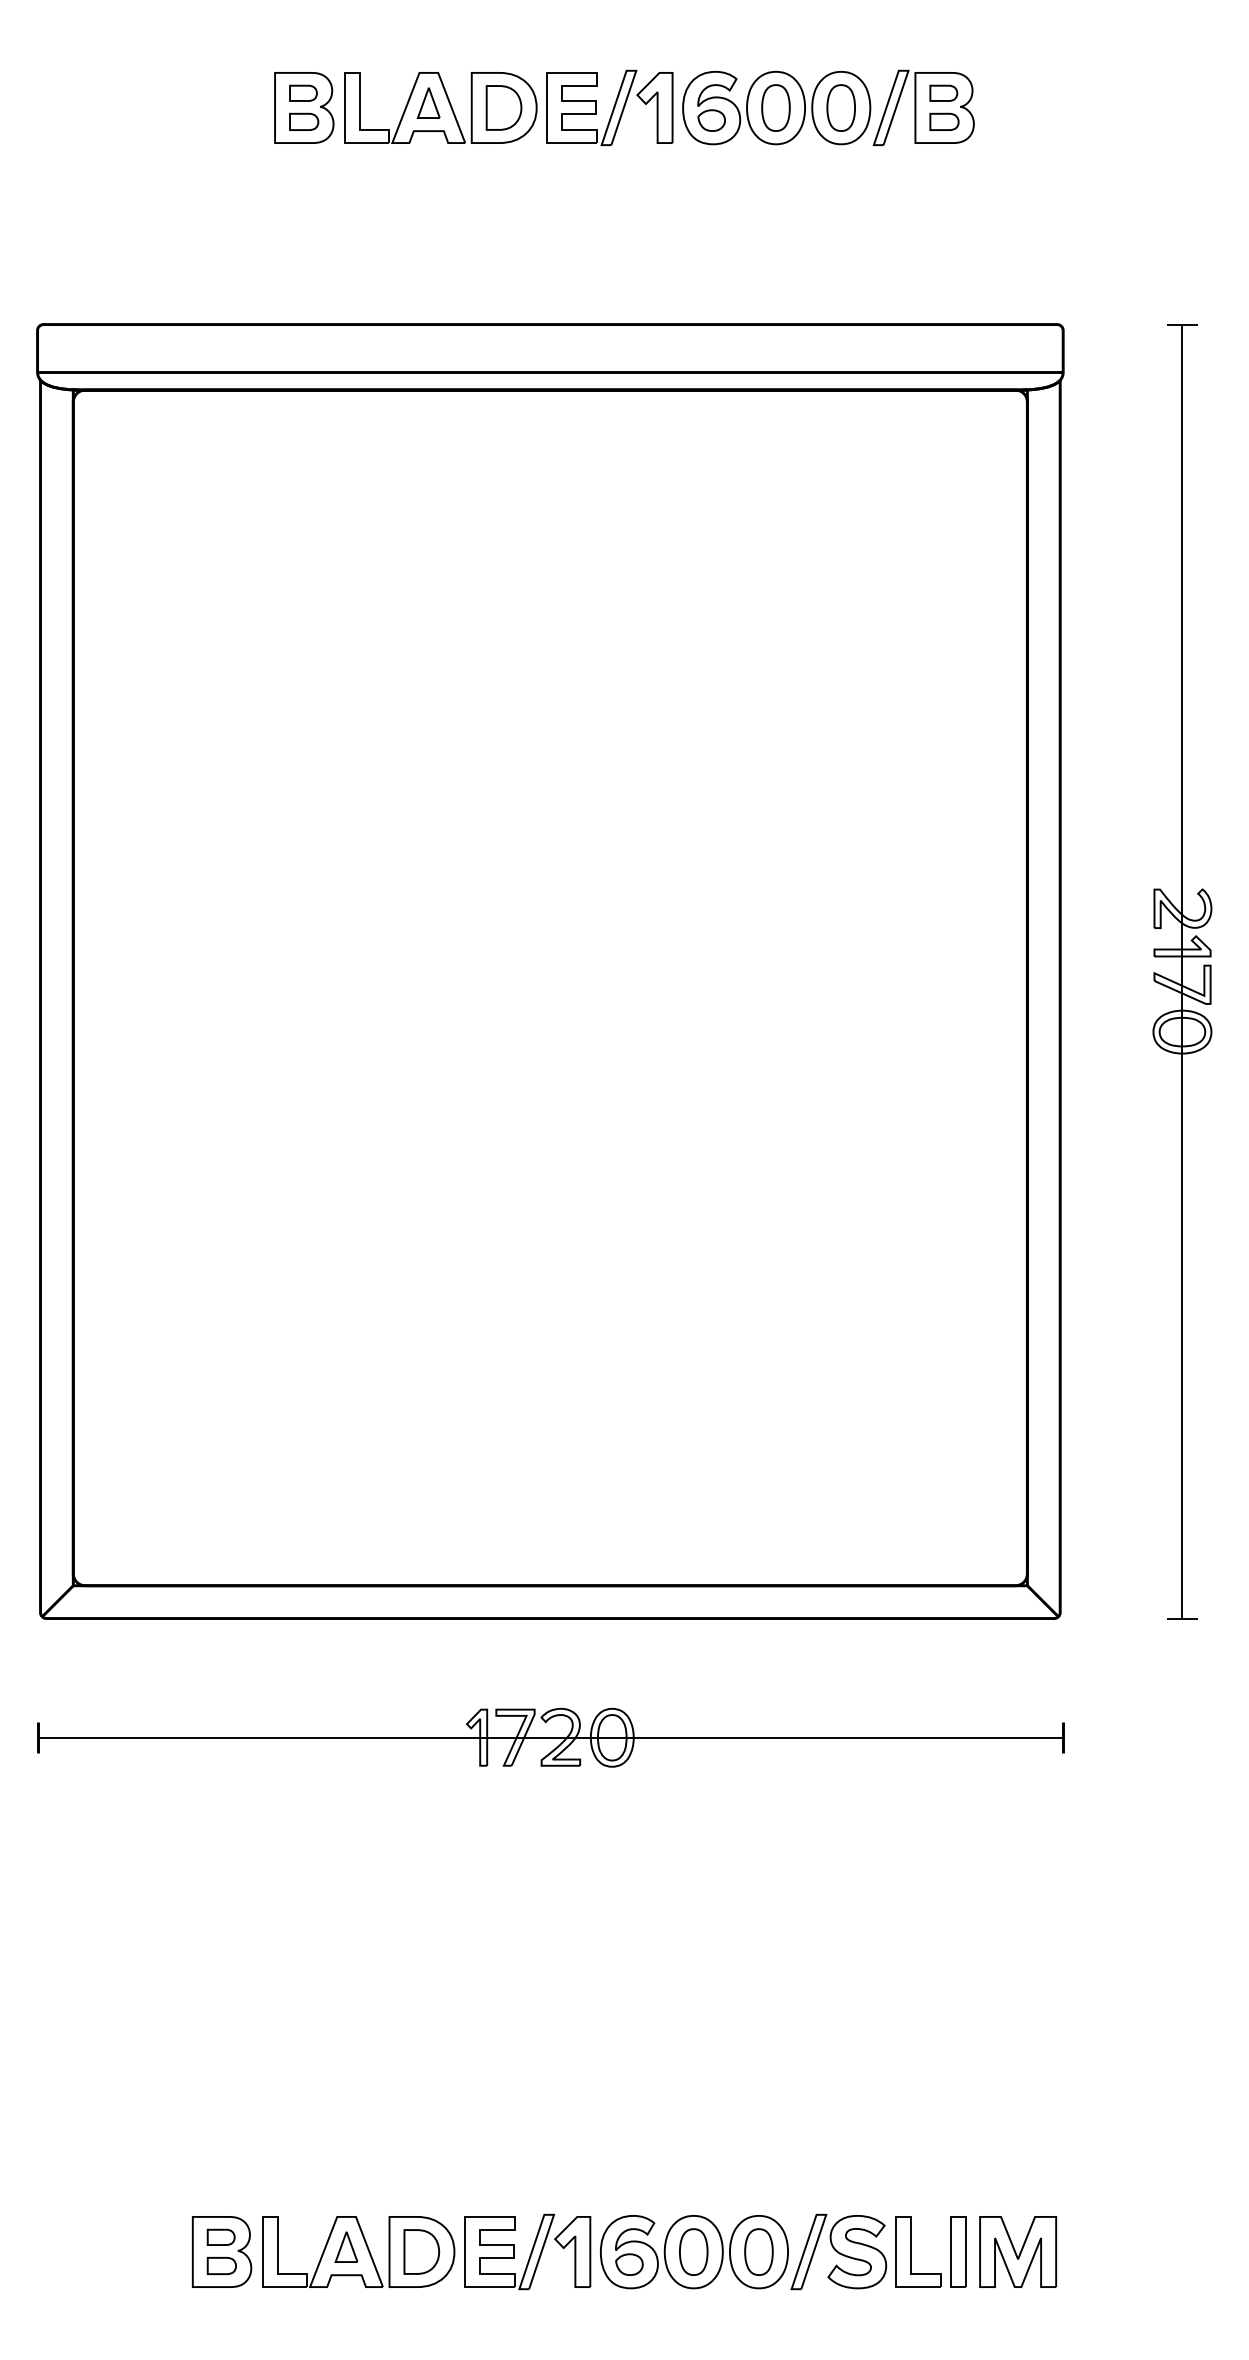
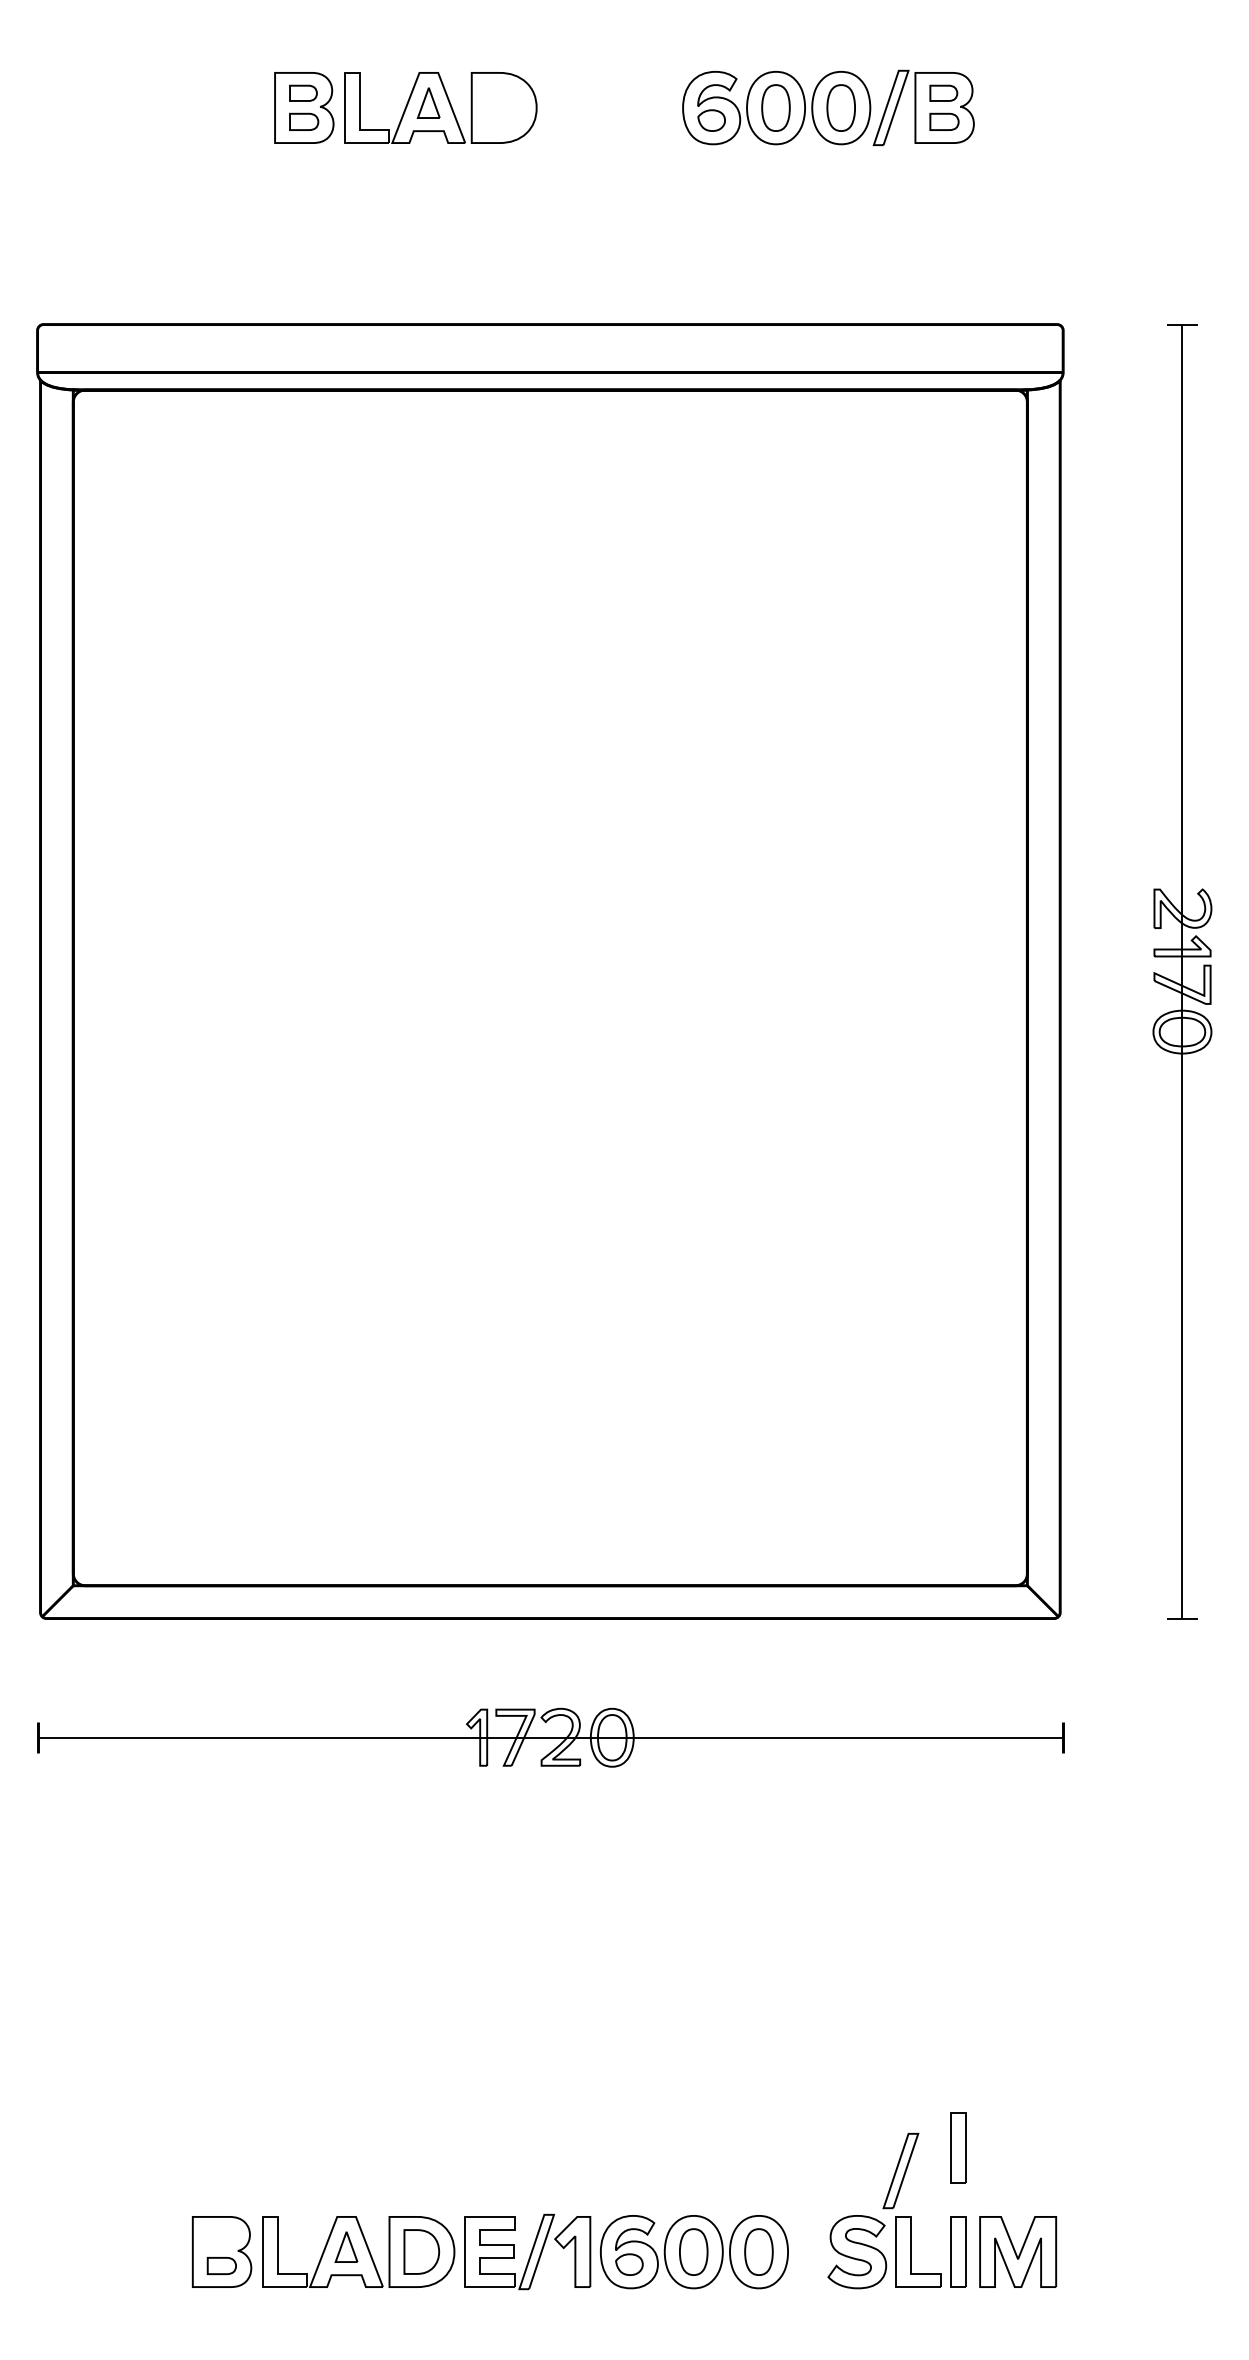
part: present -> none (503, 107)
part: present -> none (609, 107)
part: none -> present (958, 2147)
part: present -> none (220, 2236)
part position: (808, 2251) -> (900, 2170) (900, 2170)
